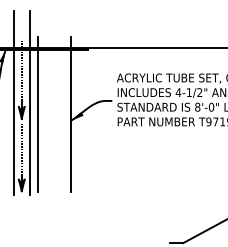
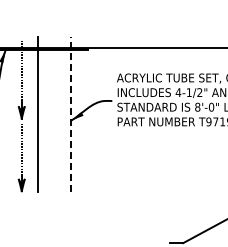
line: present -> none (13, 103)
line: present -> none (30, 103)
line: solid -> dashed (71, 114)
